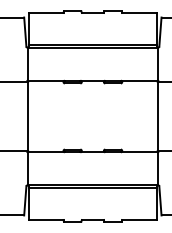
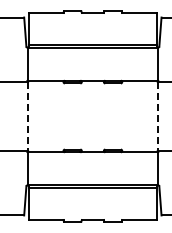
line: solid -> dashed (28, 116)
line: solid -> dashed (157, 116)
